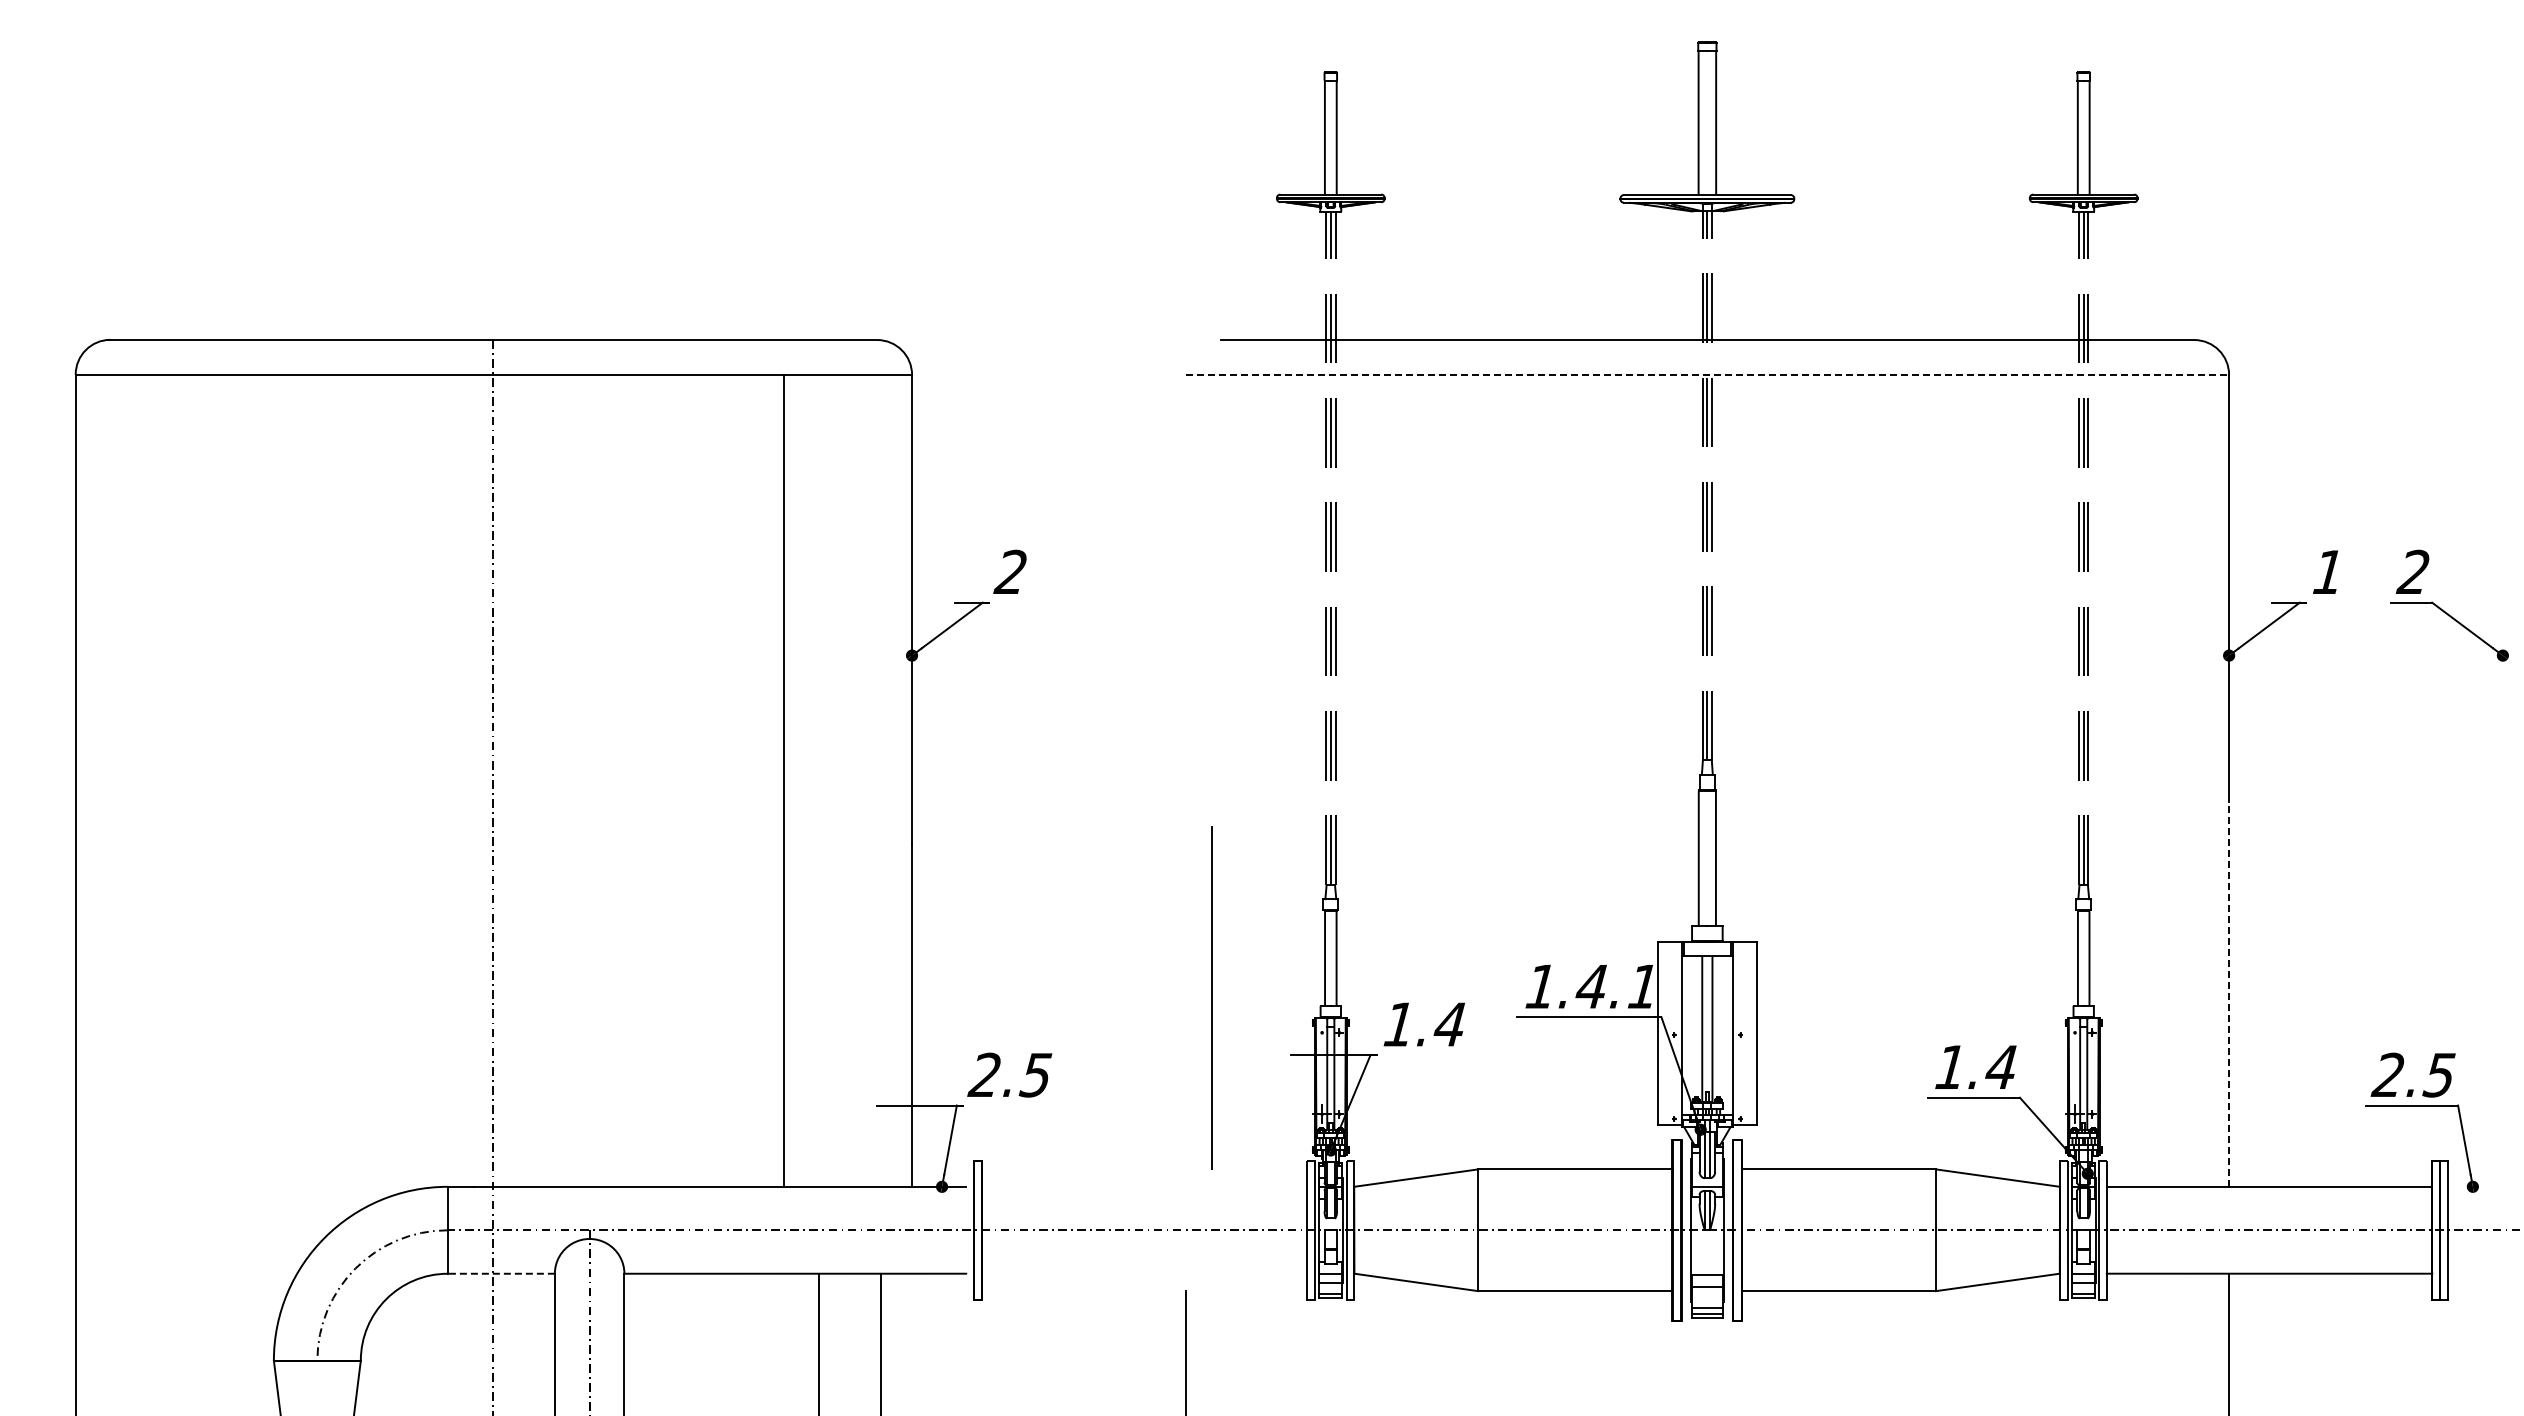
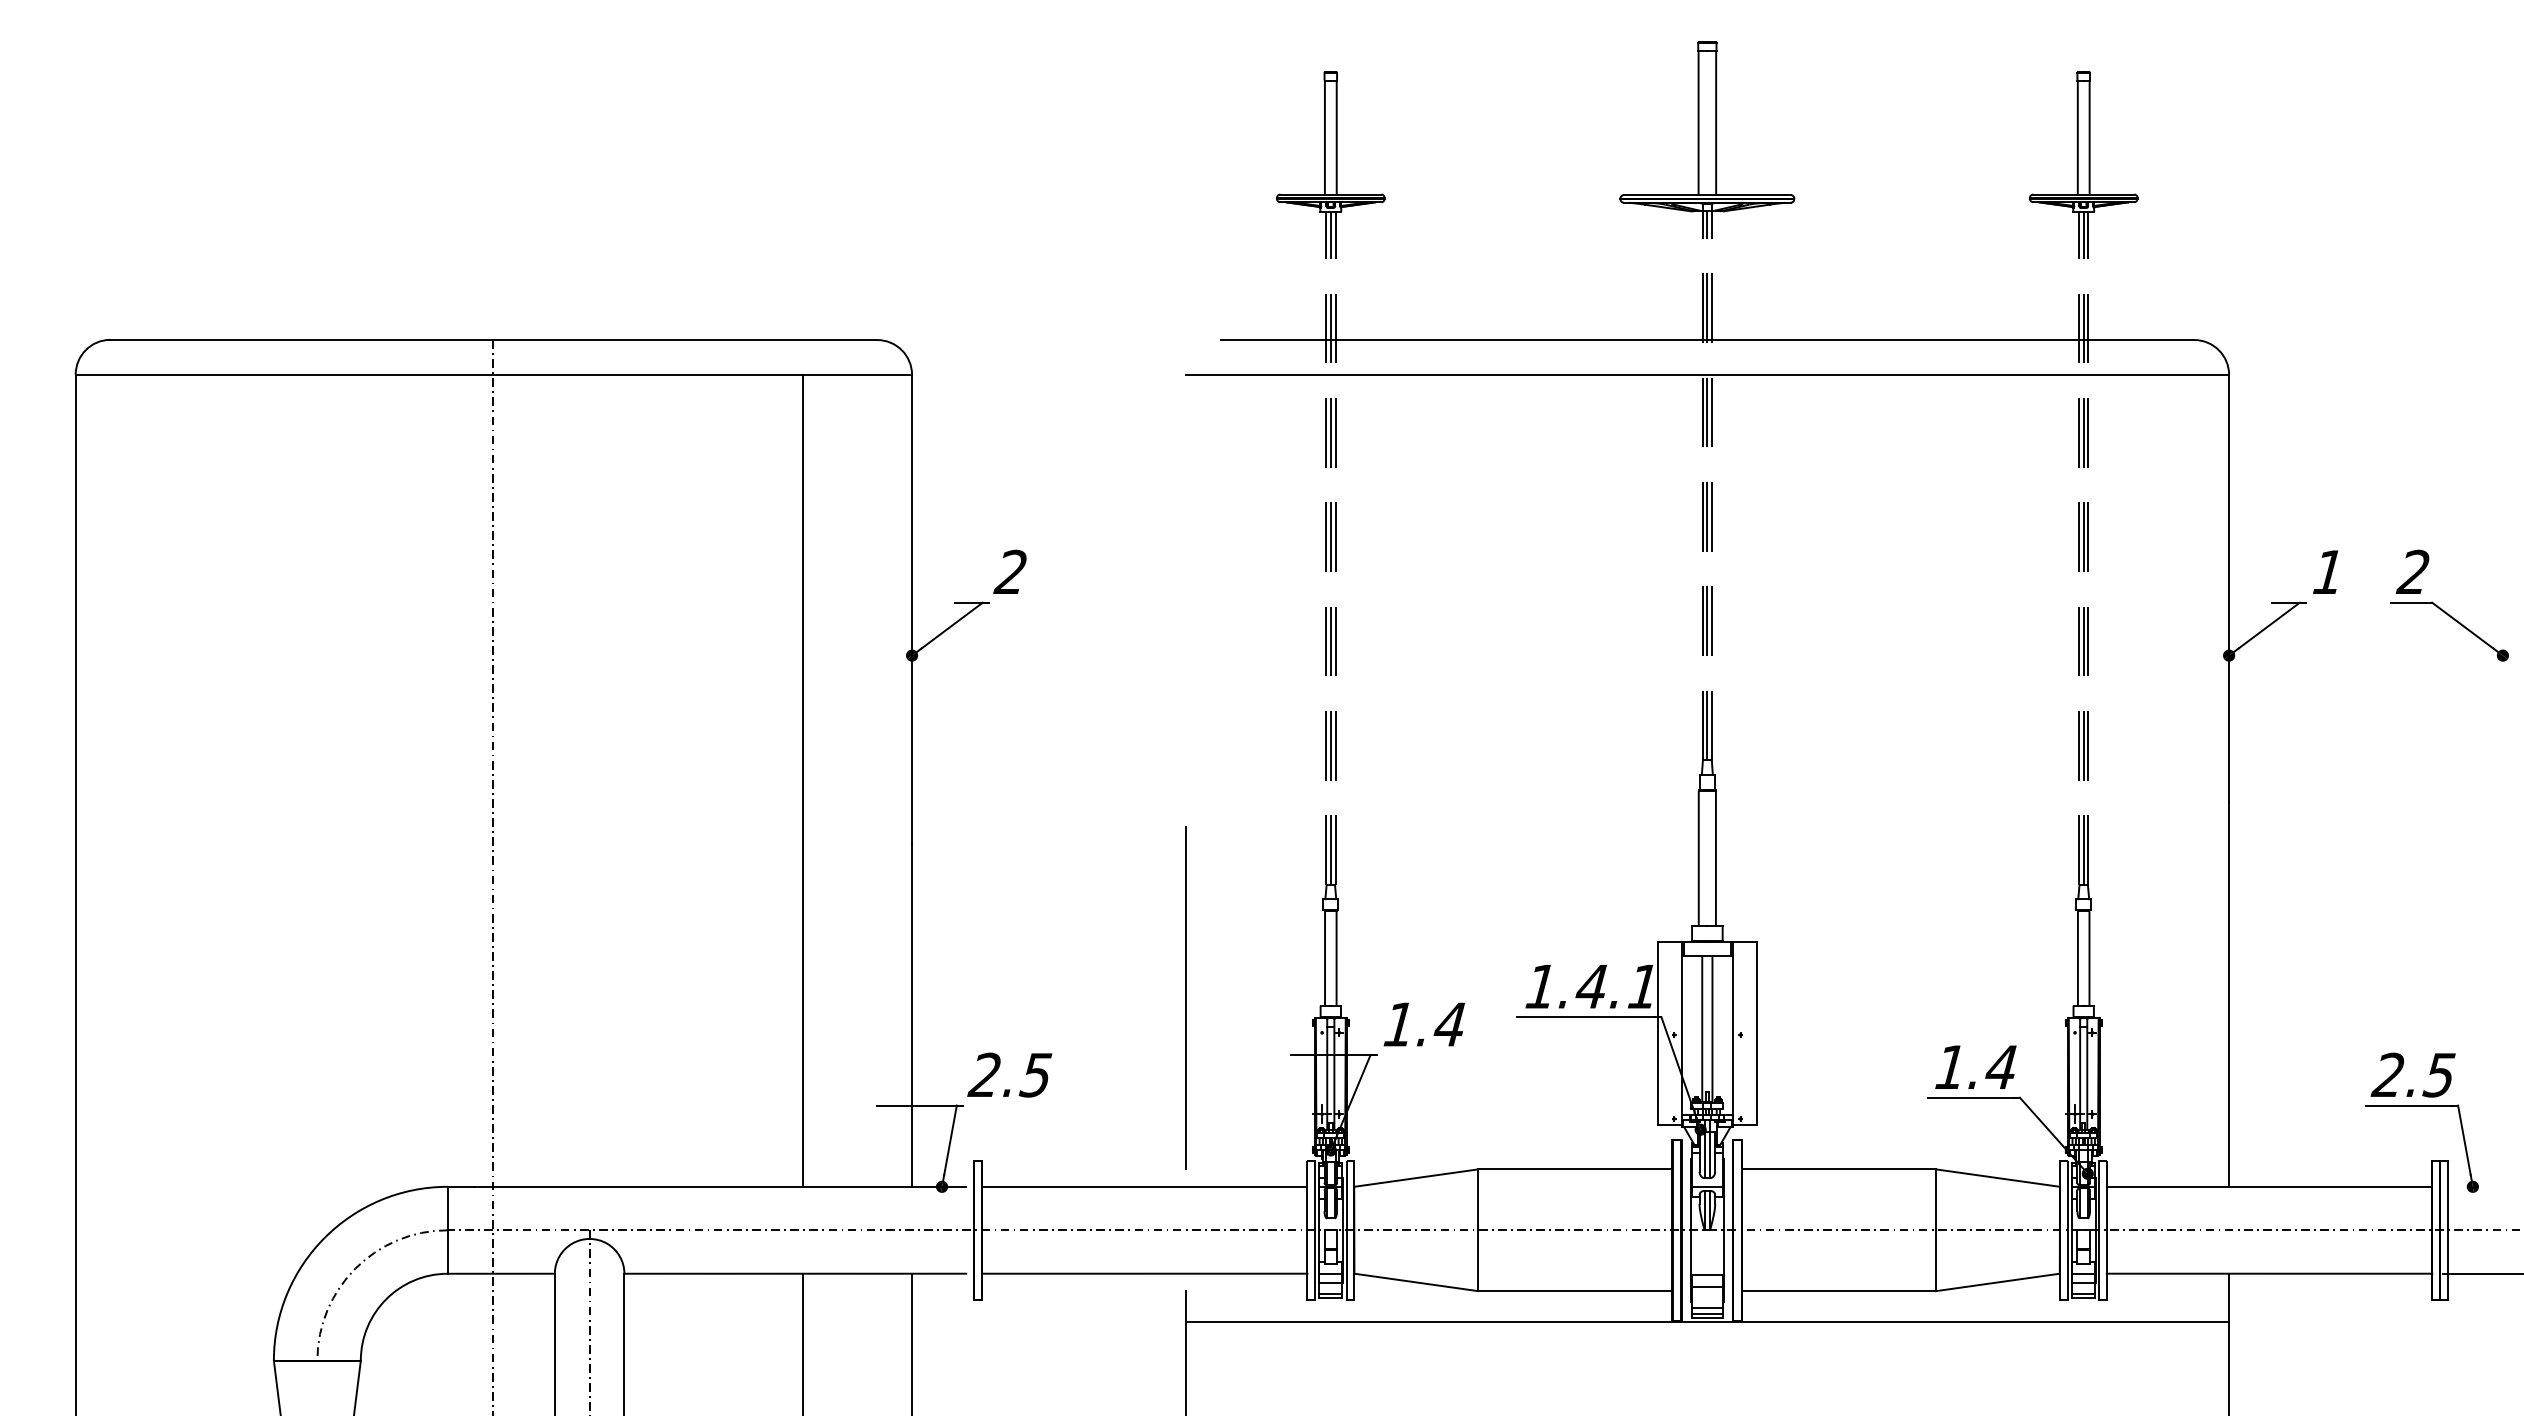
line: dashed -> solid (1707, 374)
line position: (783, 780) -> (802, 780) (802, 780)
line: dashed -> solid (2229, 994)
line position: (1211, 997) -> (1185, 997) (1185, 997)
line: none -> present (1144, 1186)
line: dashed -> solid (501, 1273)
line: none -> present (1144, 1273)
line: none -> present (2481, 1273)
line: none -> present (1707, 1321)
line position: (818, 1342) -> (802, 1342) (802, 1342)
line position: (881, 1342) -> (912, 1342) (912, 1342)
